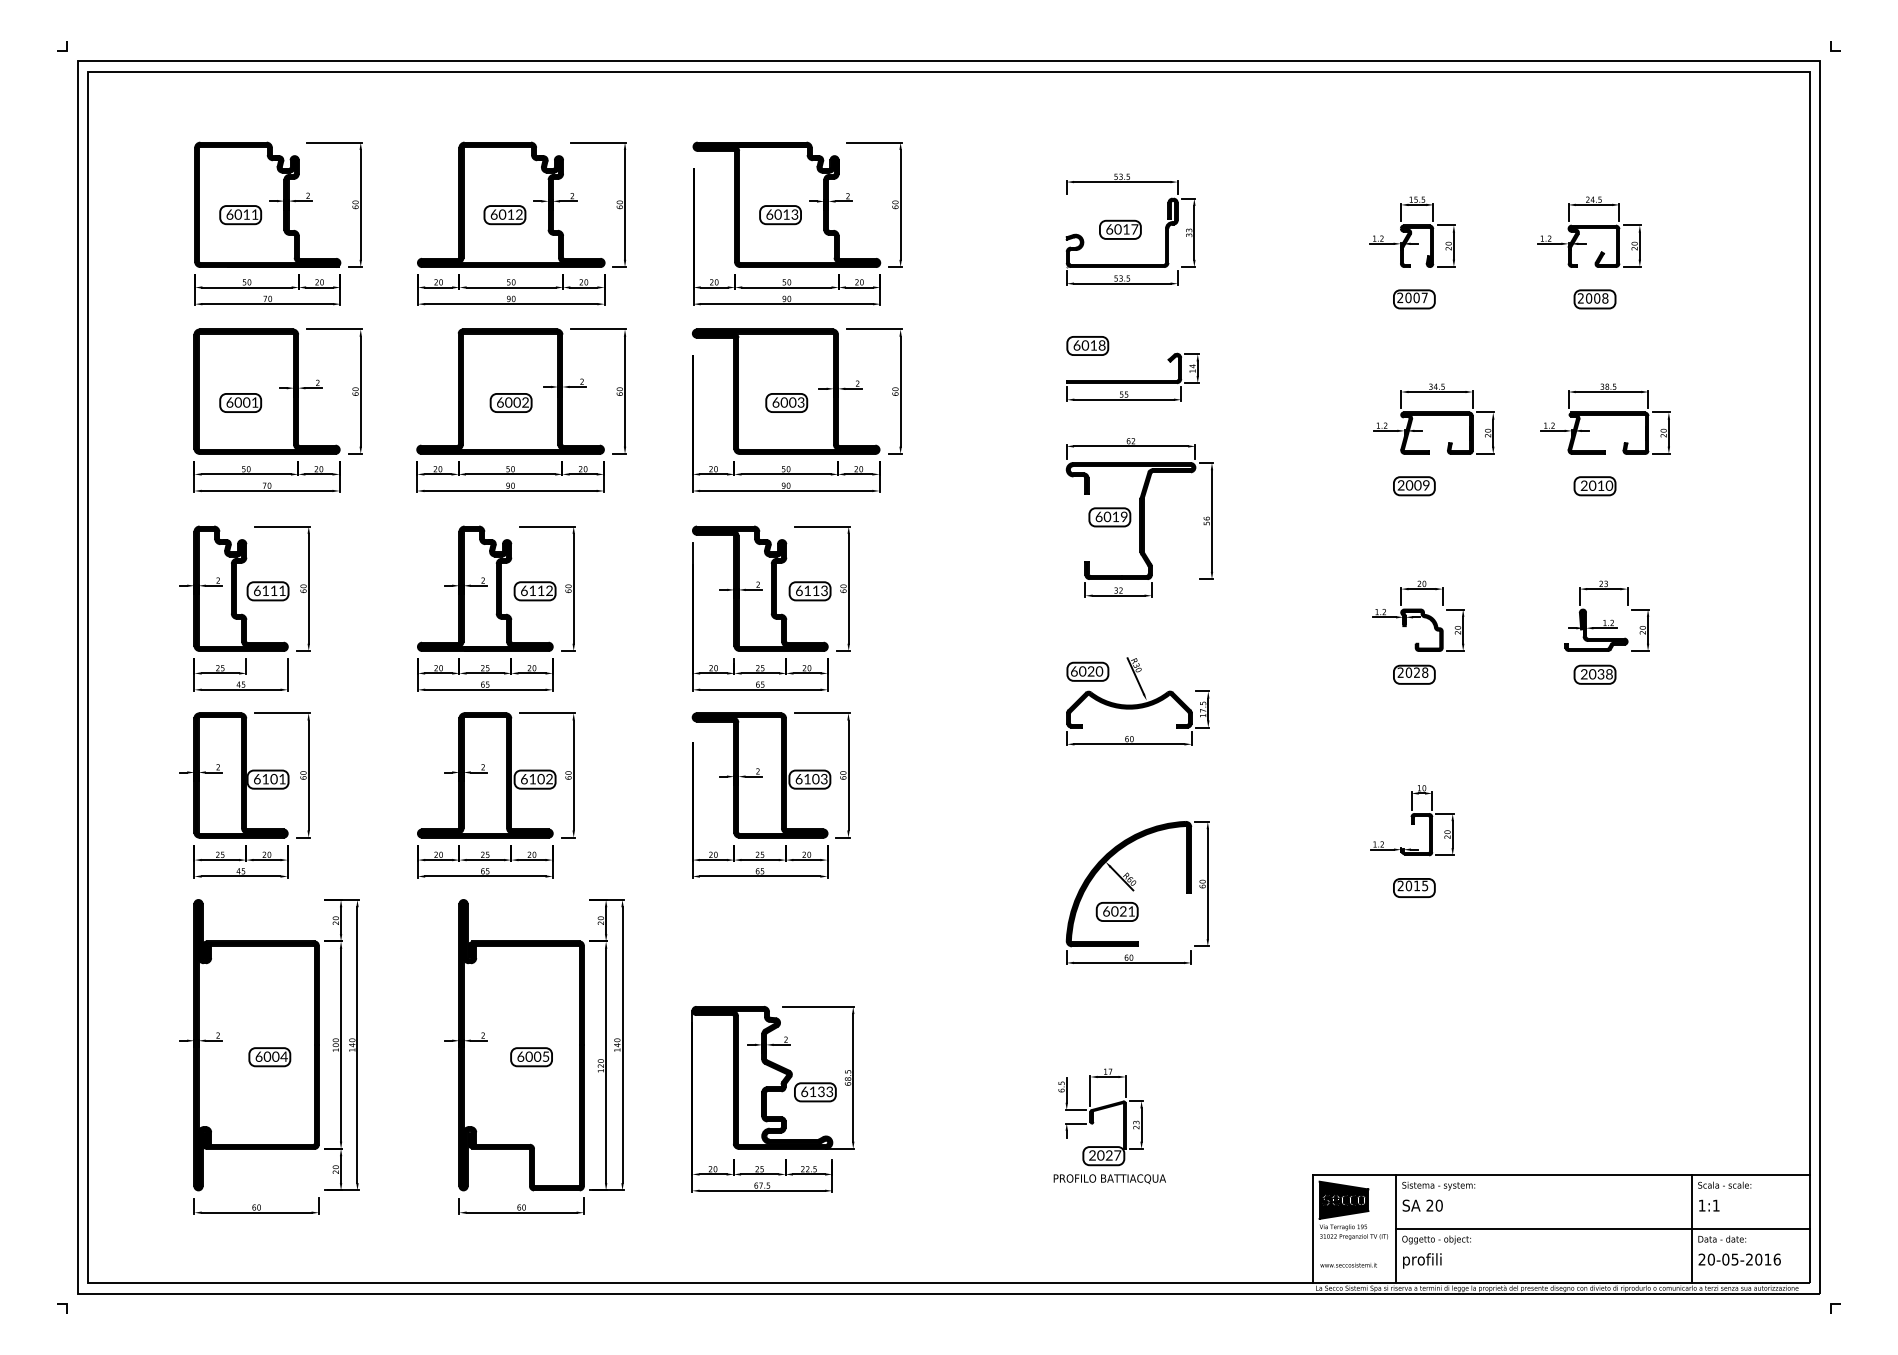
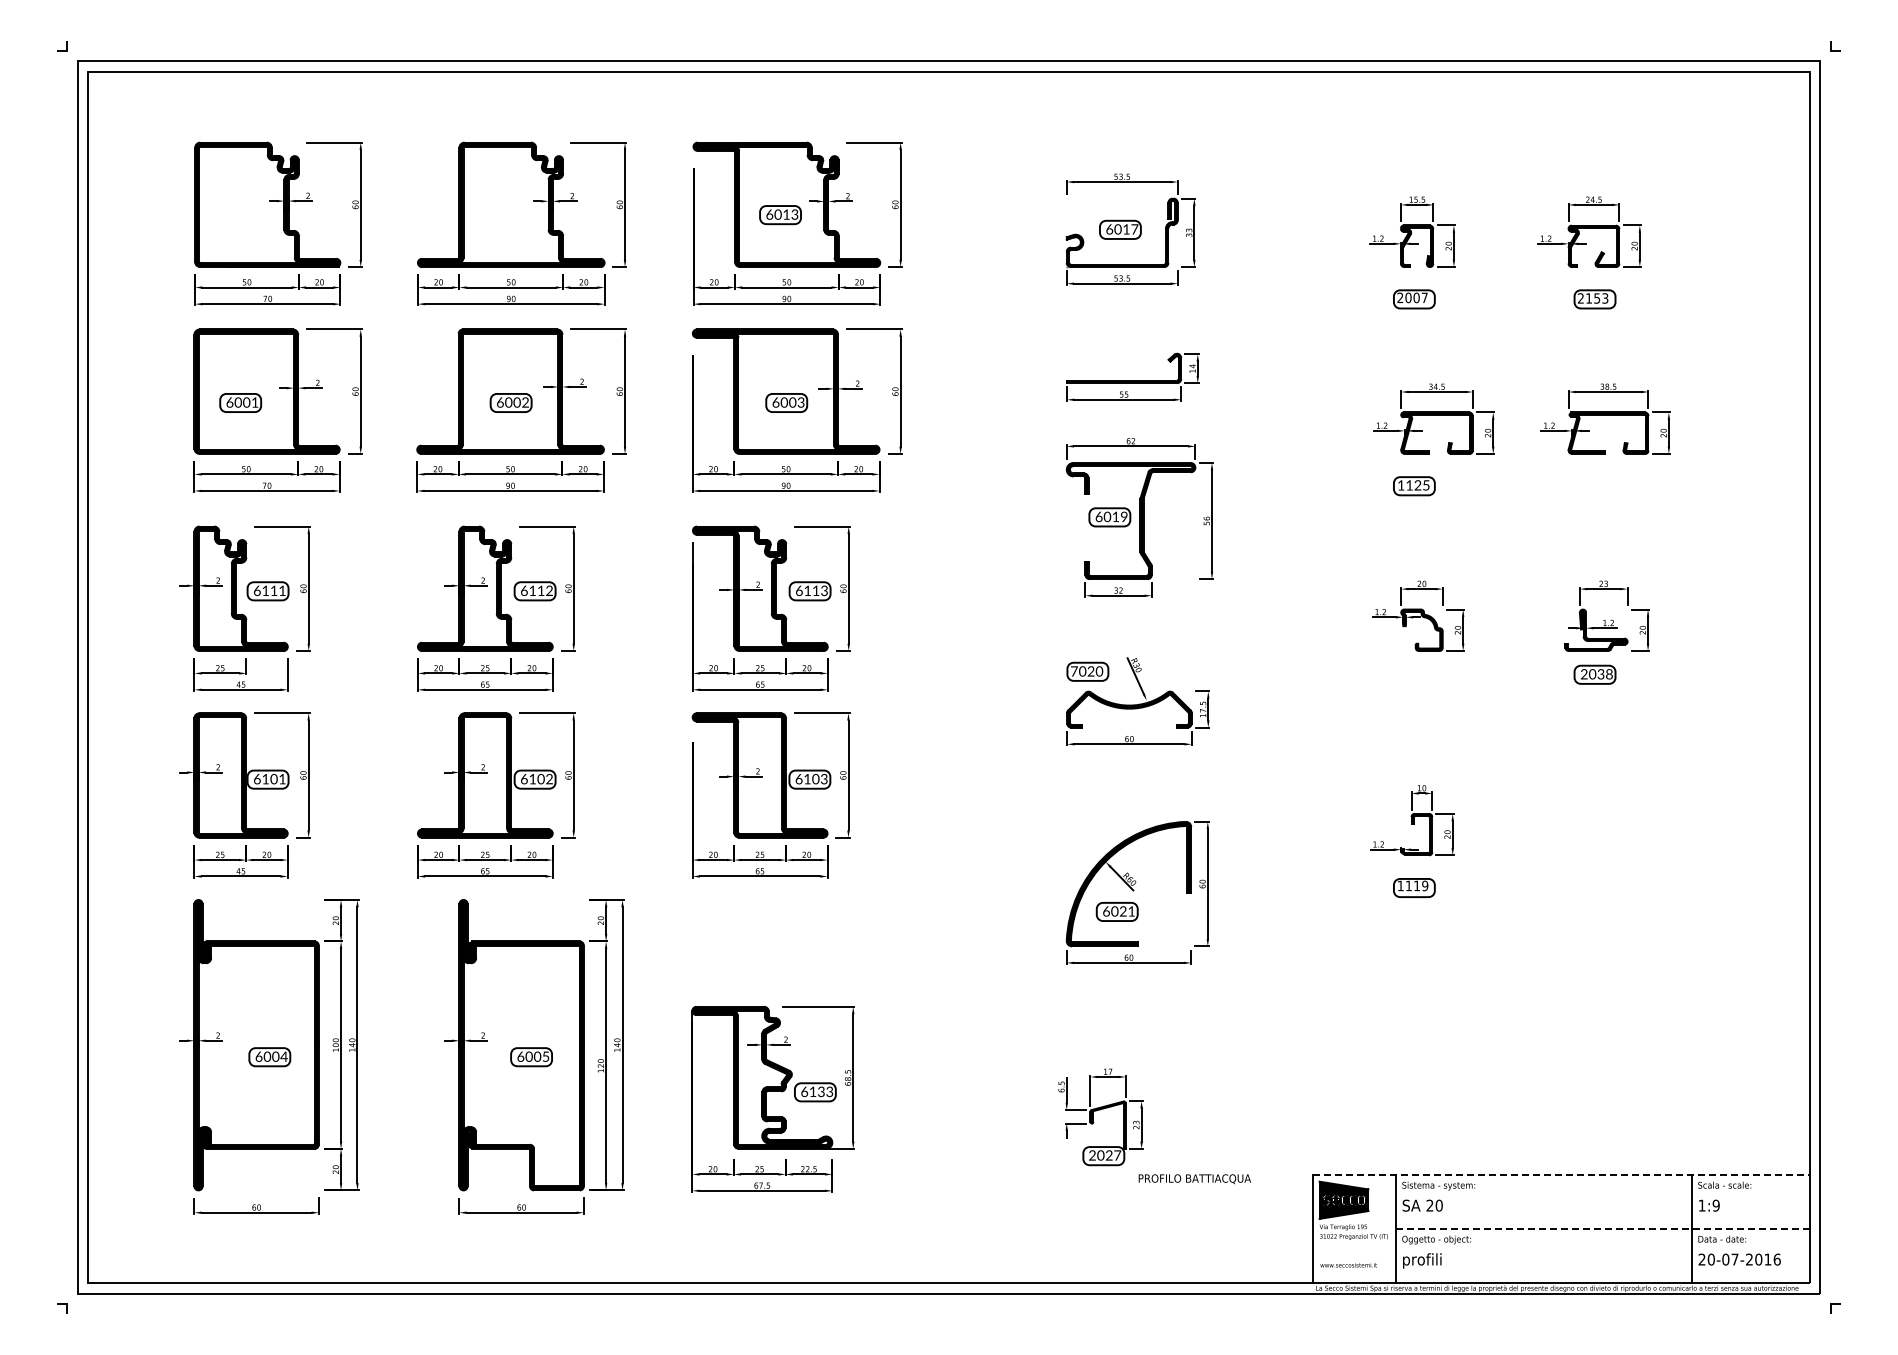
part: present -> none (240, 215)
part: present -> none (504, 215)
text: 2008 -> 2153 (1596, 298)
part: present -> none (1087, 345)
text: 2009 -> 1125 (1413, 485)
part: present -> none (1594, 486)
text: 6020 -> 7020 (1074, 671)
part: present -> none (1414, 674)
text: 2015 -> 1119 (1412, 885)
line: solid -> dashed (1561, 1175)
text position: (1109, 1179) -> (1194, 1179) (1194, 1179)
text: 1:1 -> 1:9 (1715, 1205)
line: solid -> dashed (1603, 1229)
text: 20-05-2016 -> 20-07-2016 (1734, 1259)
